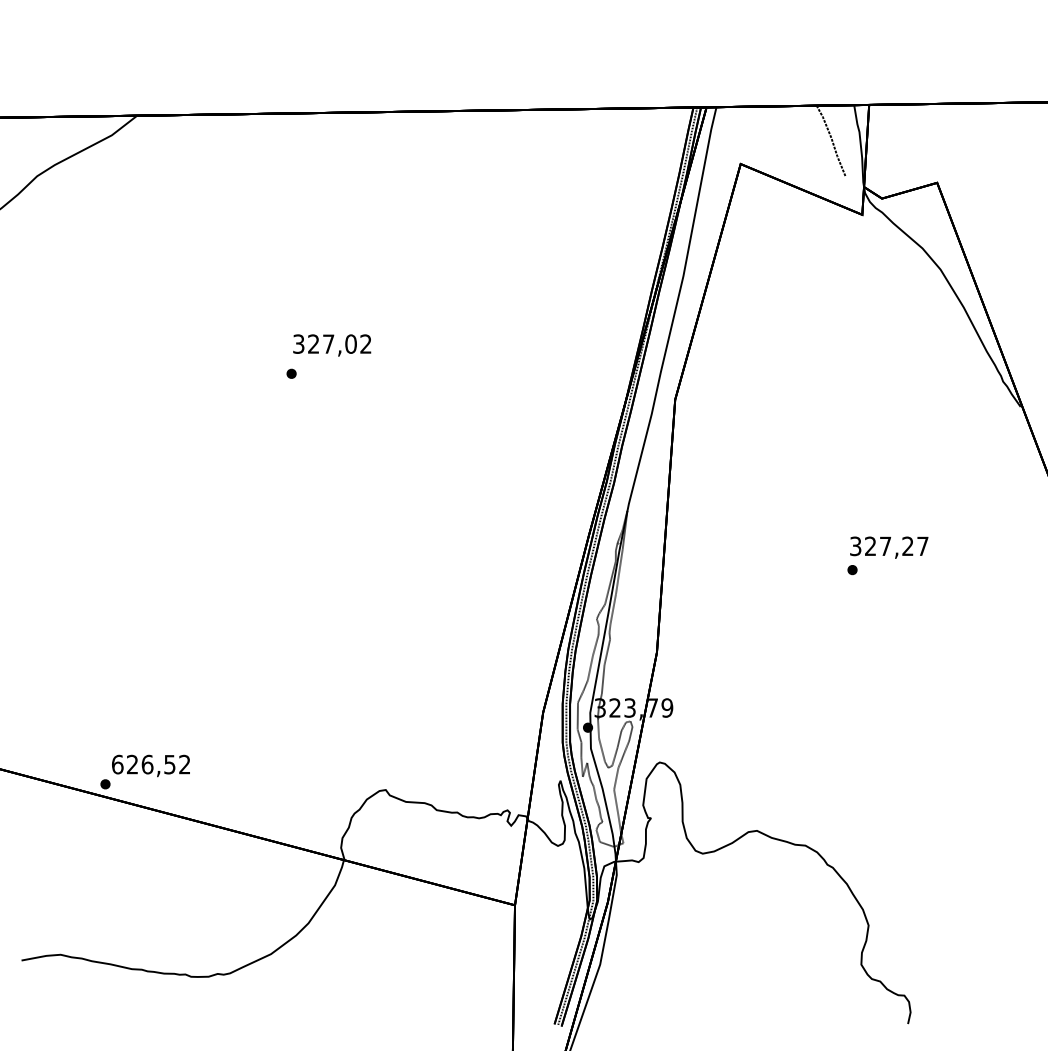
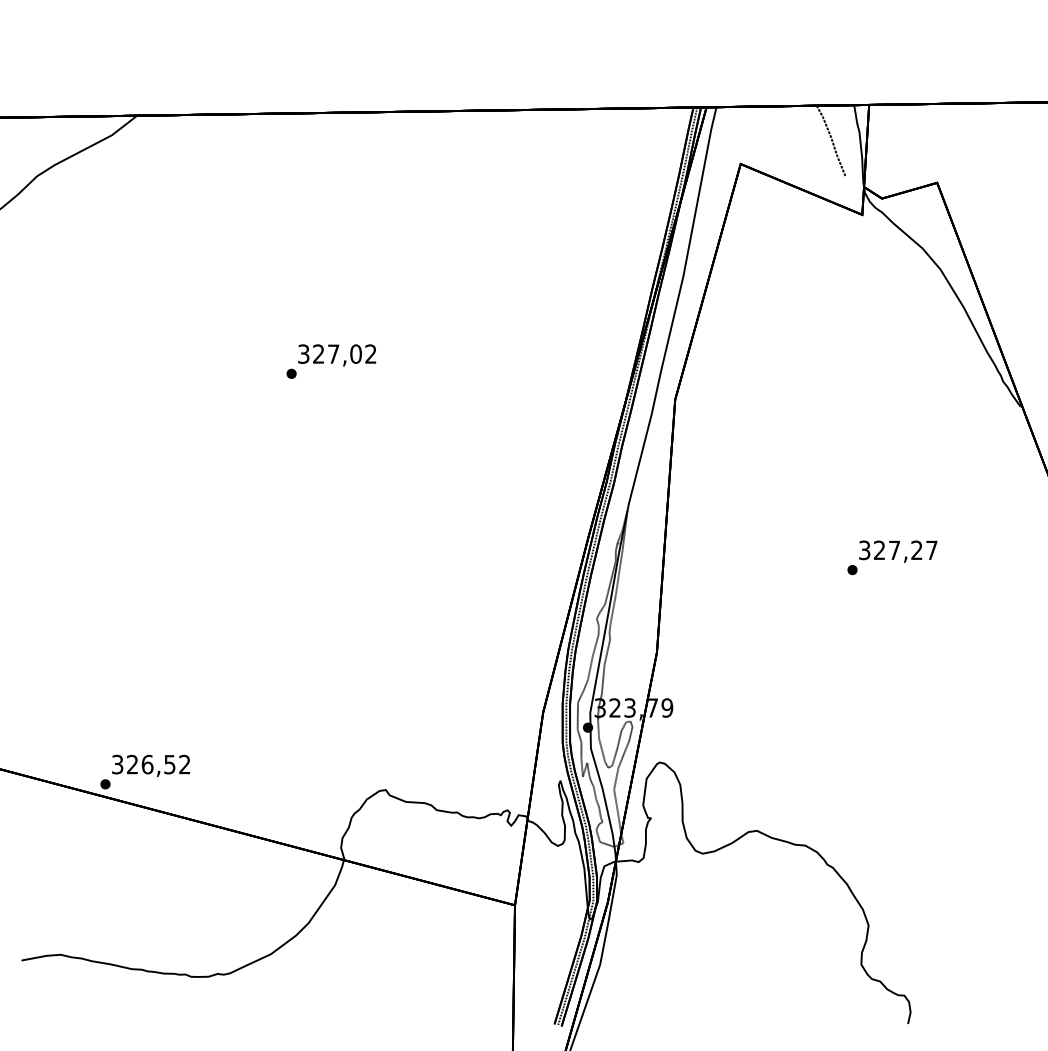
text position: (332, 345) -> (337, 355) (337, 355)
text position: (889, 547) -> (898, 551) (898, 551)
text: 626,52 -> 326,52 (117, 764)
